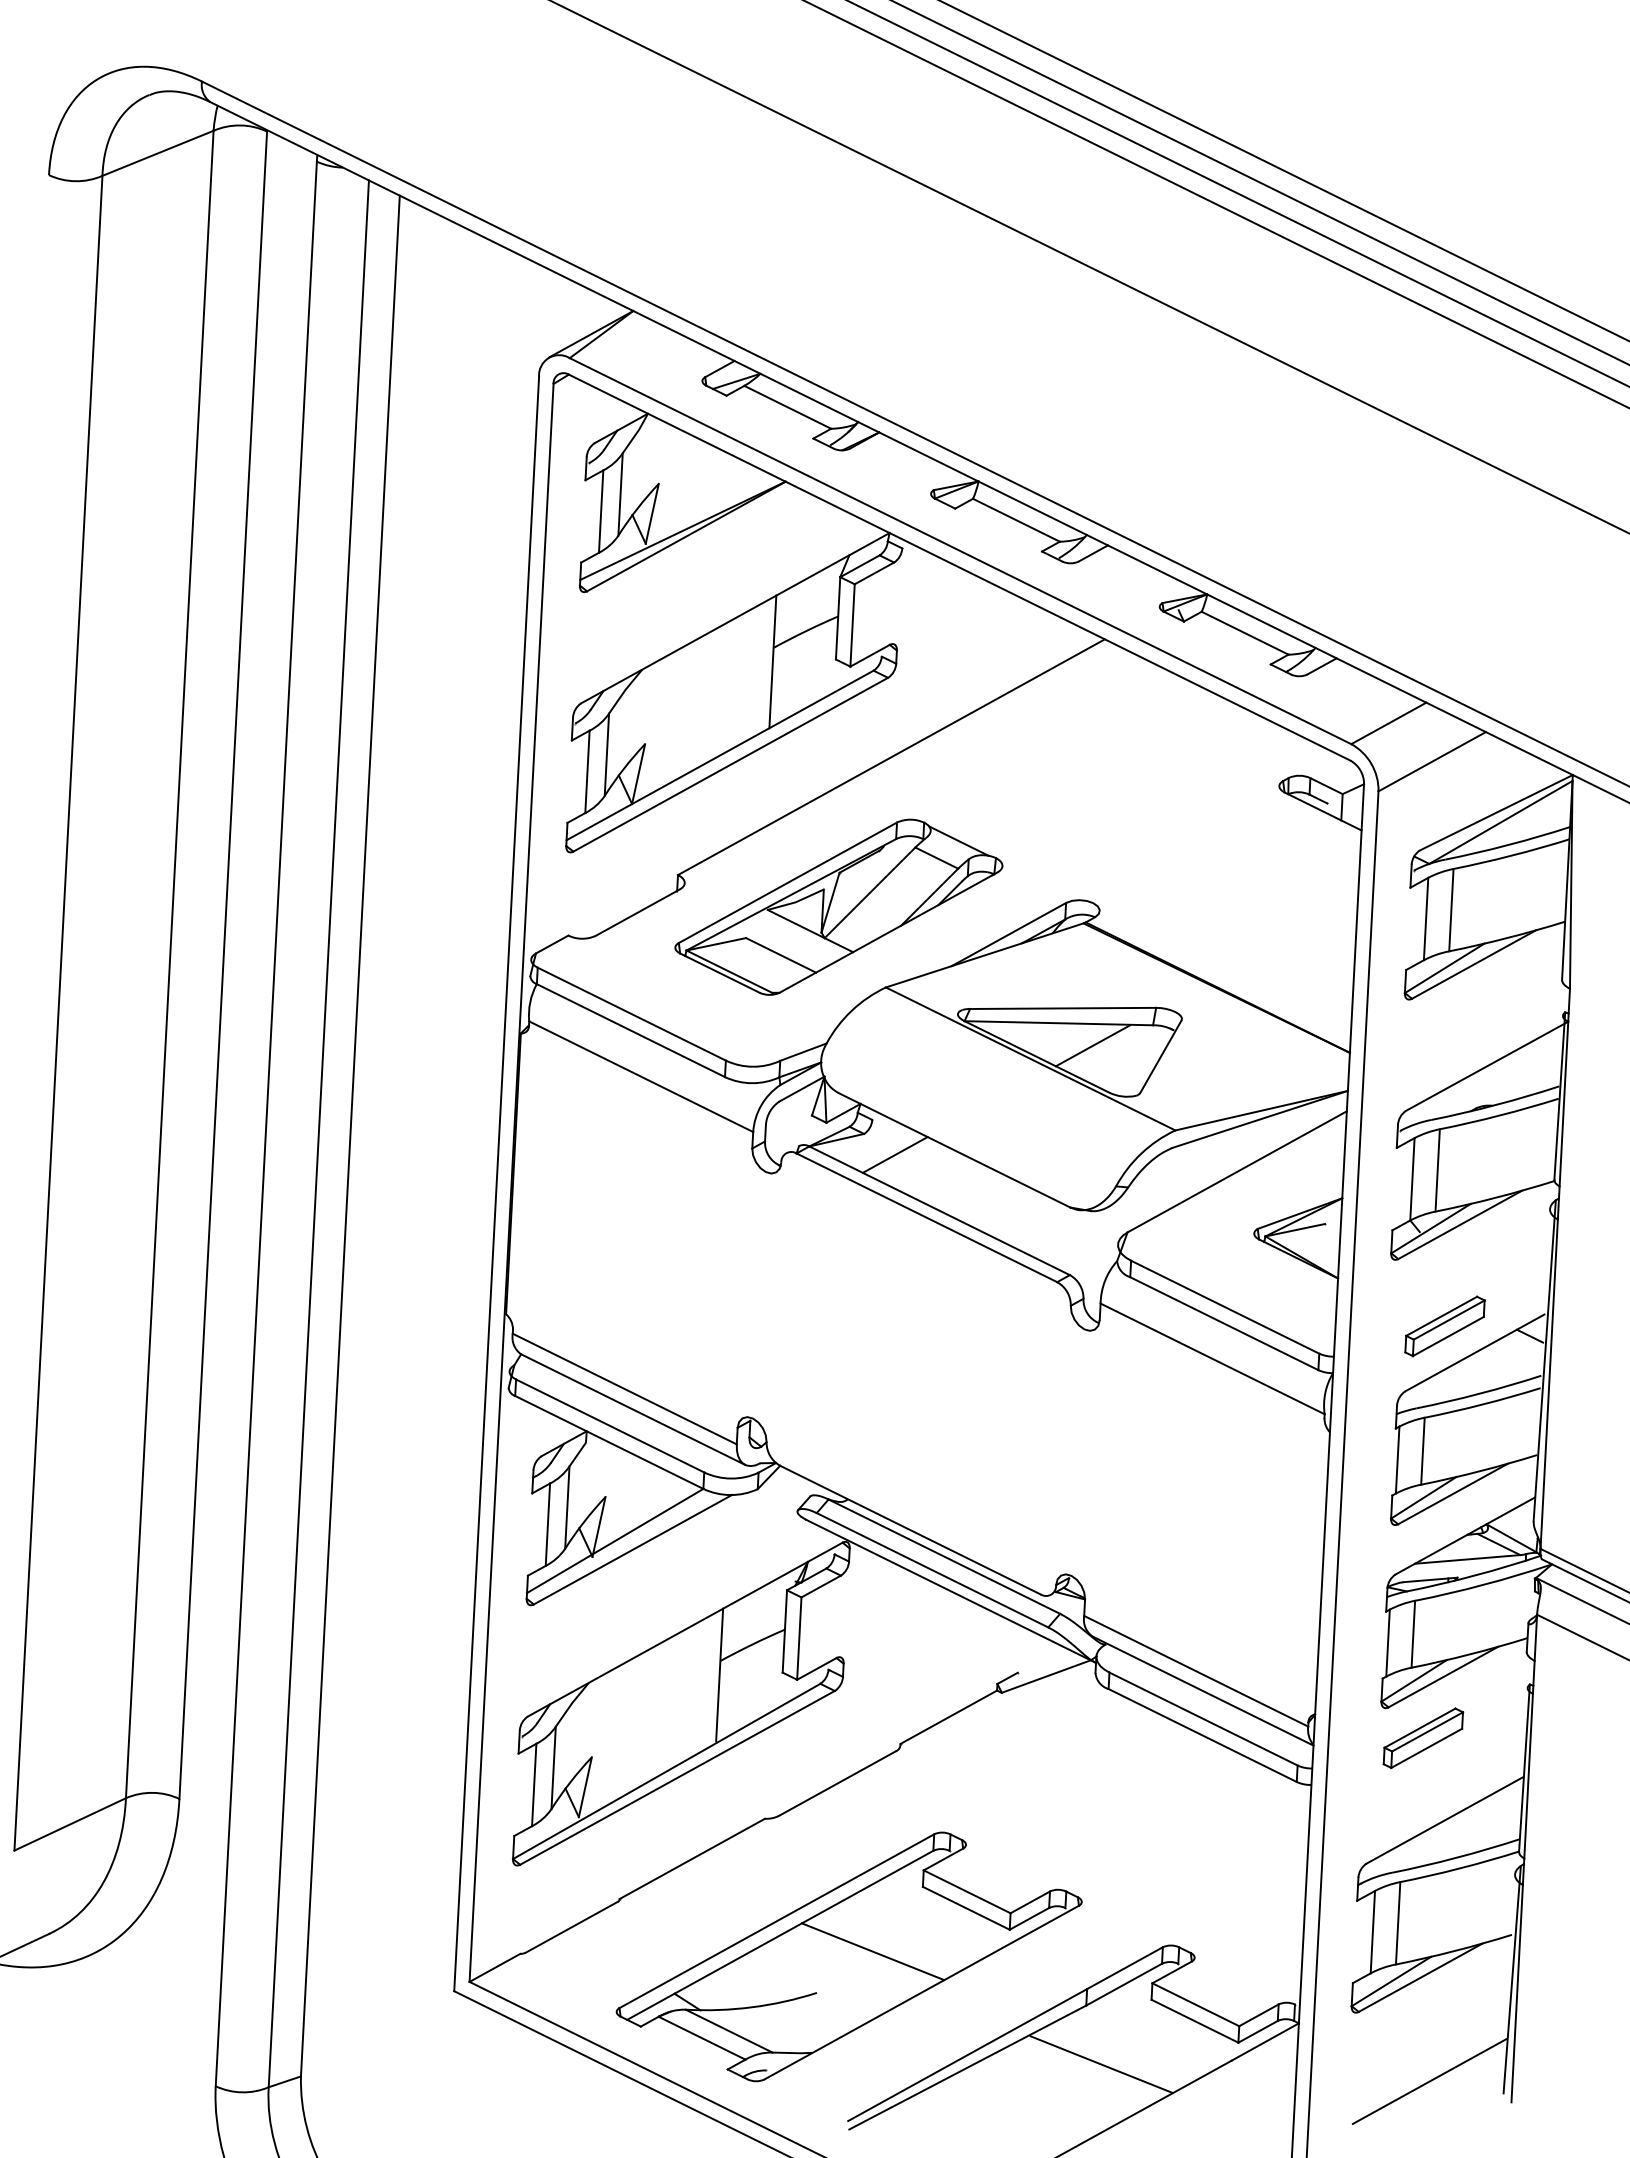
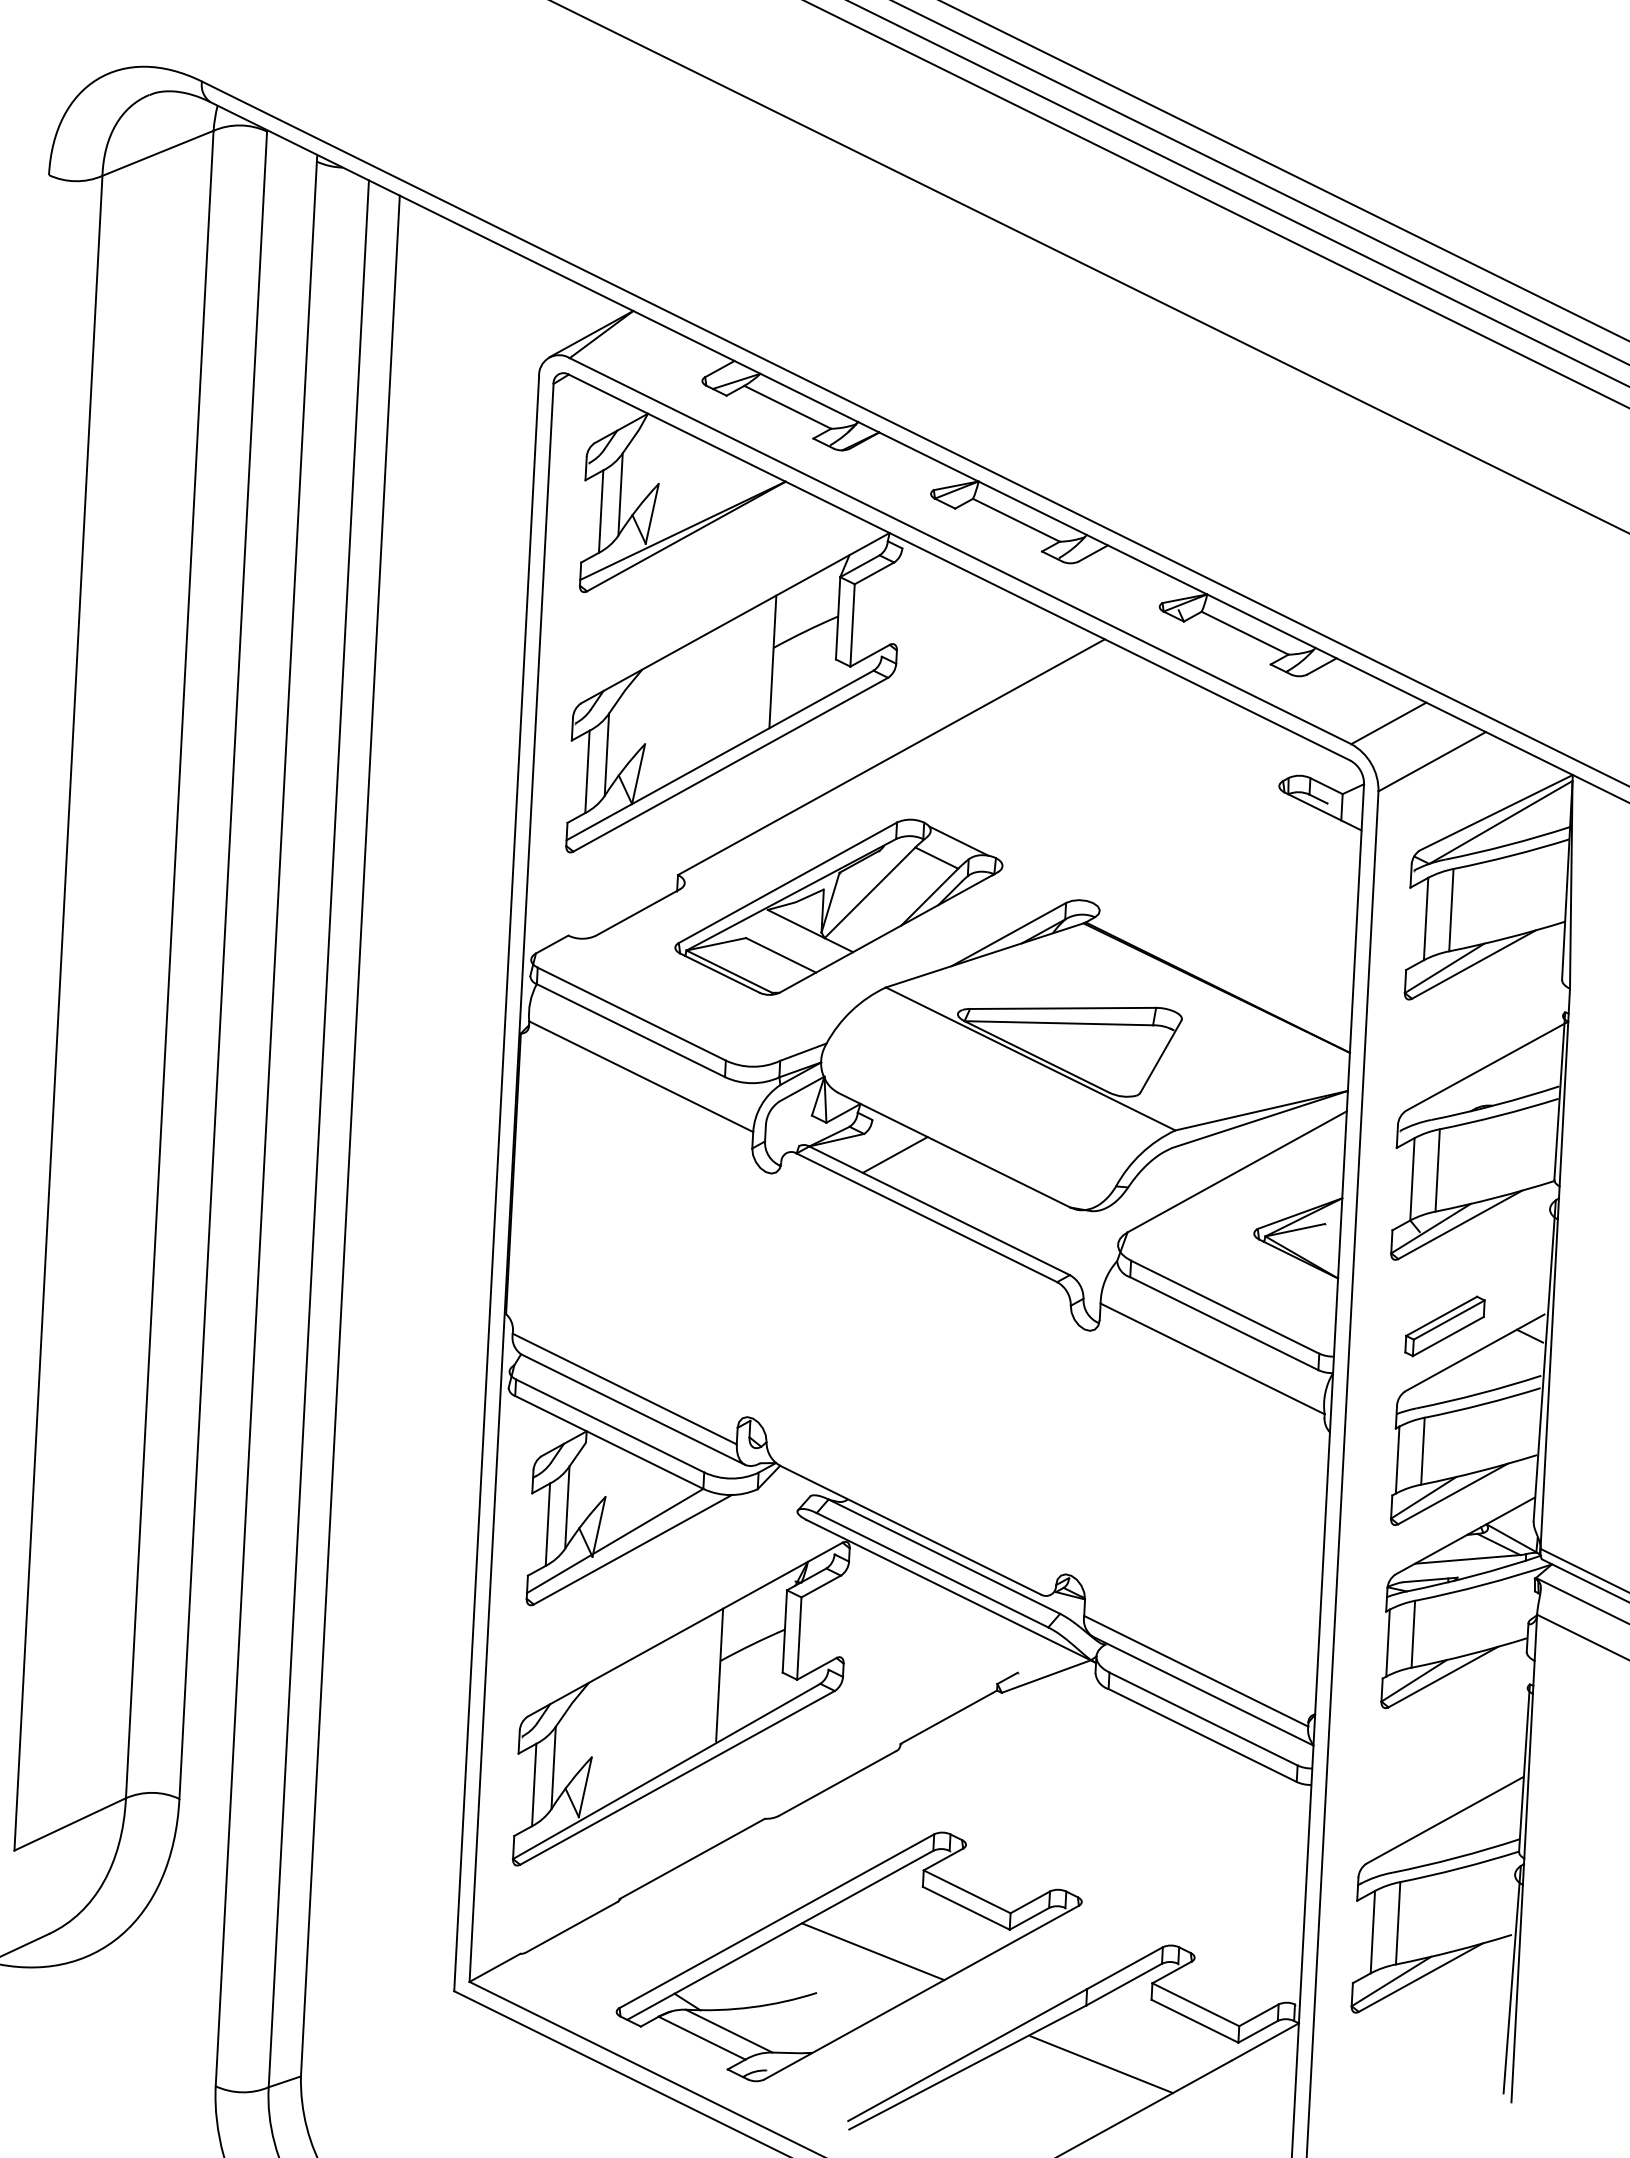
line: present -> none (1092, 1045)
part: present -> none (1423, 1737)
line: present -> none (1429, 2081)
